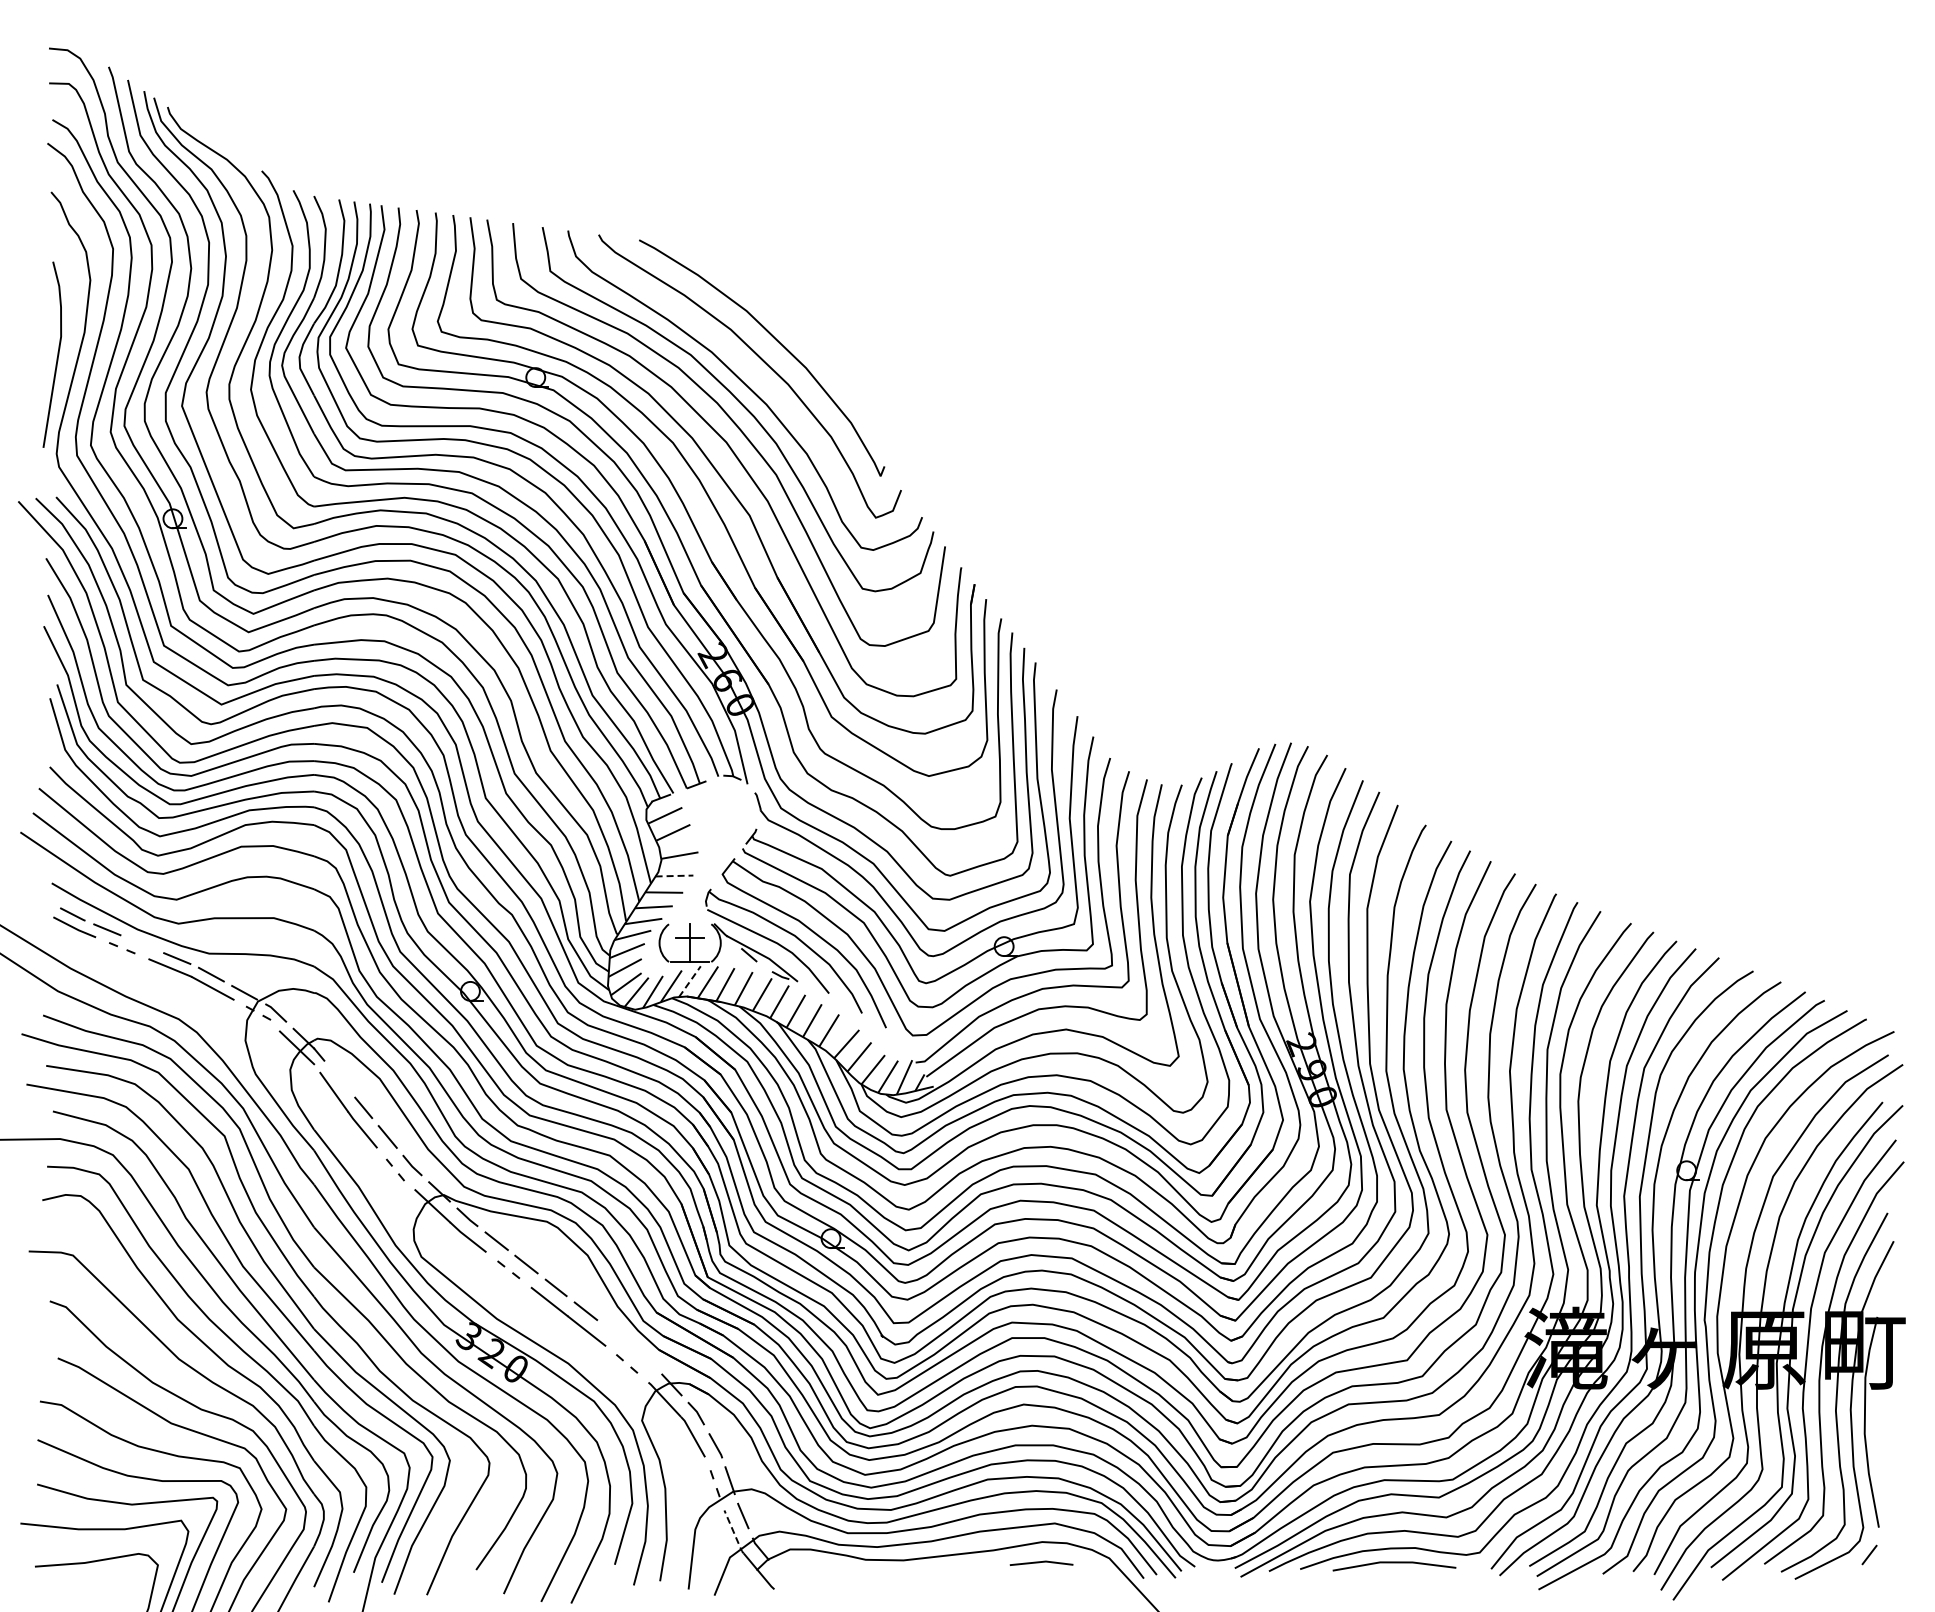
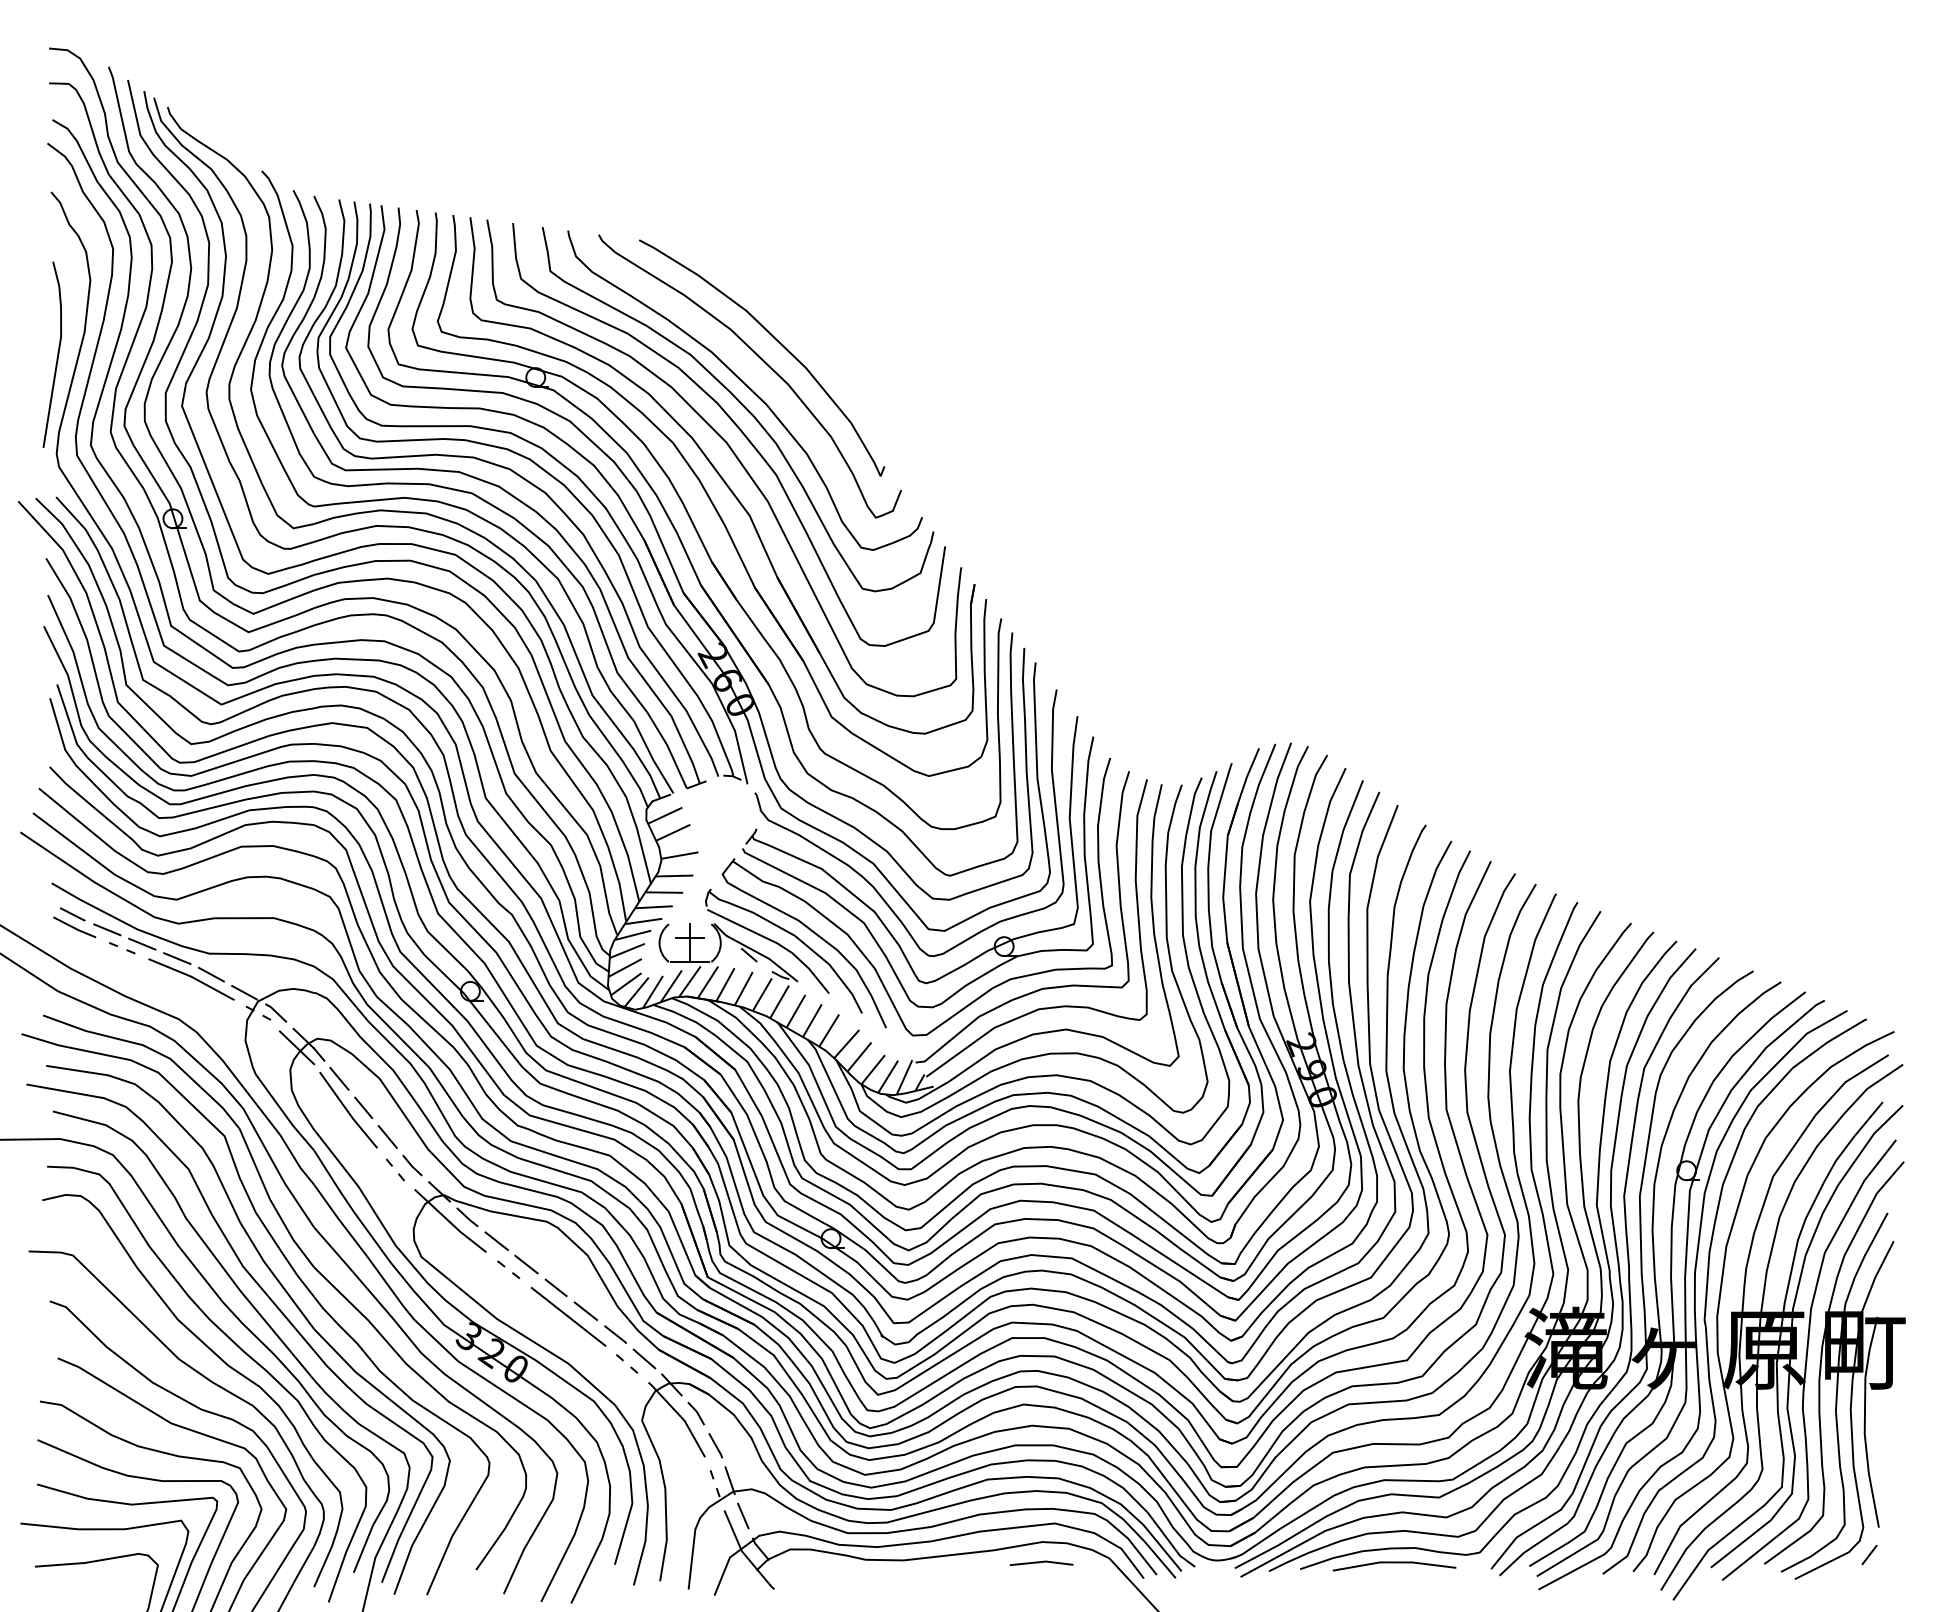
line: dashed -> solid (674, 876)
line: none -> present (142, 943)
line: dashed -> solid (689, 981)
line: none -> present (339, 1078)
line: none -> present (615, 1334)
line: none -> present (644, 1358)
line: dashed -> solid (733, 1532)
